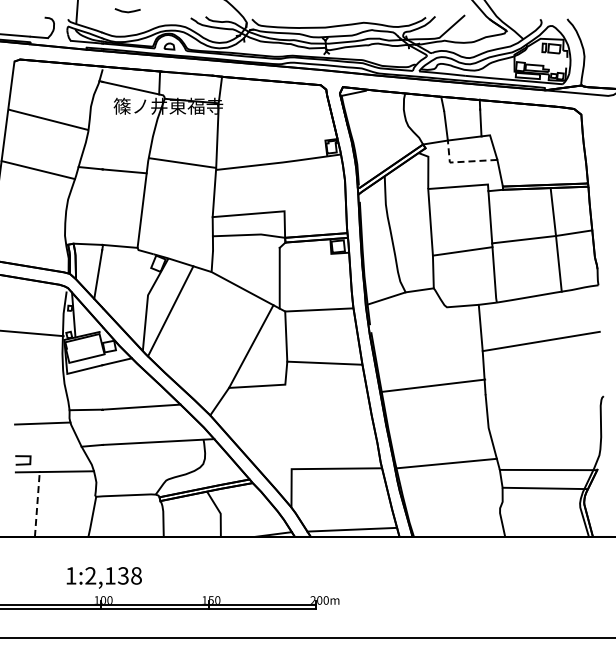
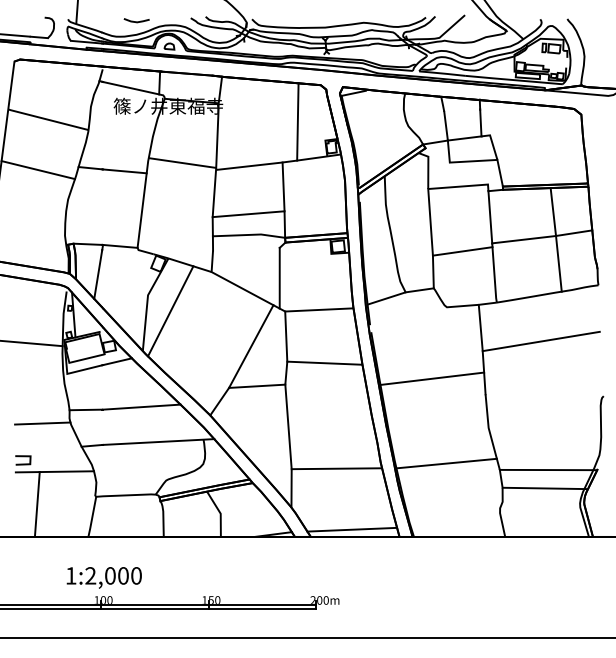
line position: (127, 11) -> (136, 21) (136, 21)
line: none -> present (297, 121)
line: dashed -> solid (461, 161)
line: none -> present (283, 186)
line position: (32, 333) -> (32, 343) (32, 343)
line position: (433, 385) -> (432, 378) (432, 378)
line: none -> present (288, 426)
line: dashed -> solid (37, 504)
text: 1:2,138 -> 1:2,000 (123, 575)
